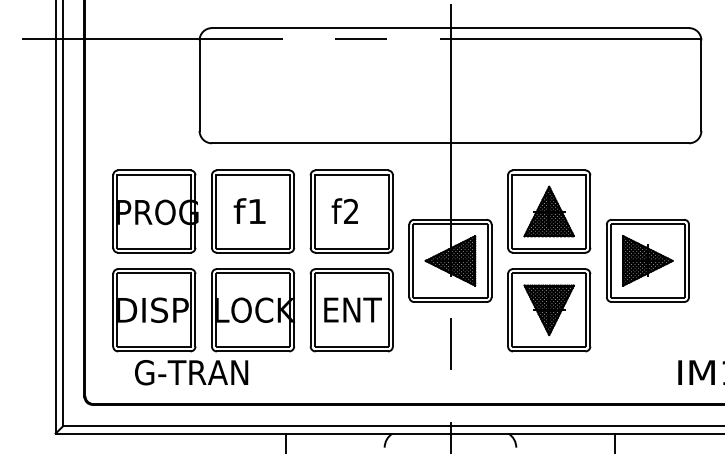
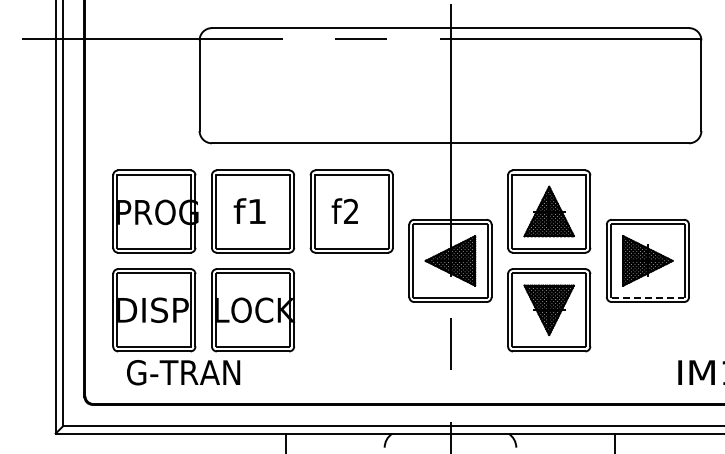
line: solid -> dashed (648, 297)
part: present -> none (351, 310)
text position: (191, 372) -> (183, 372) (183, 372)
